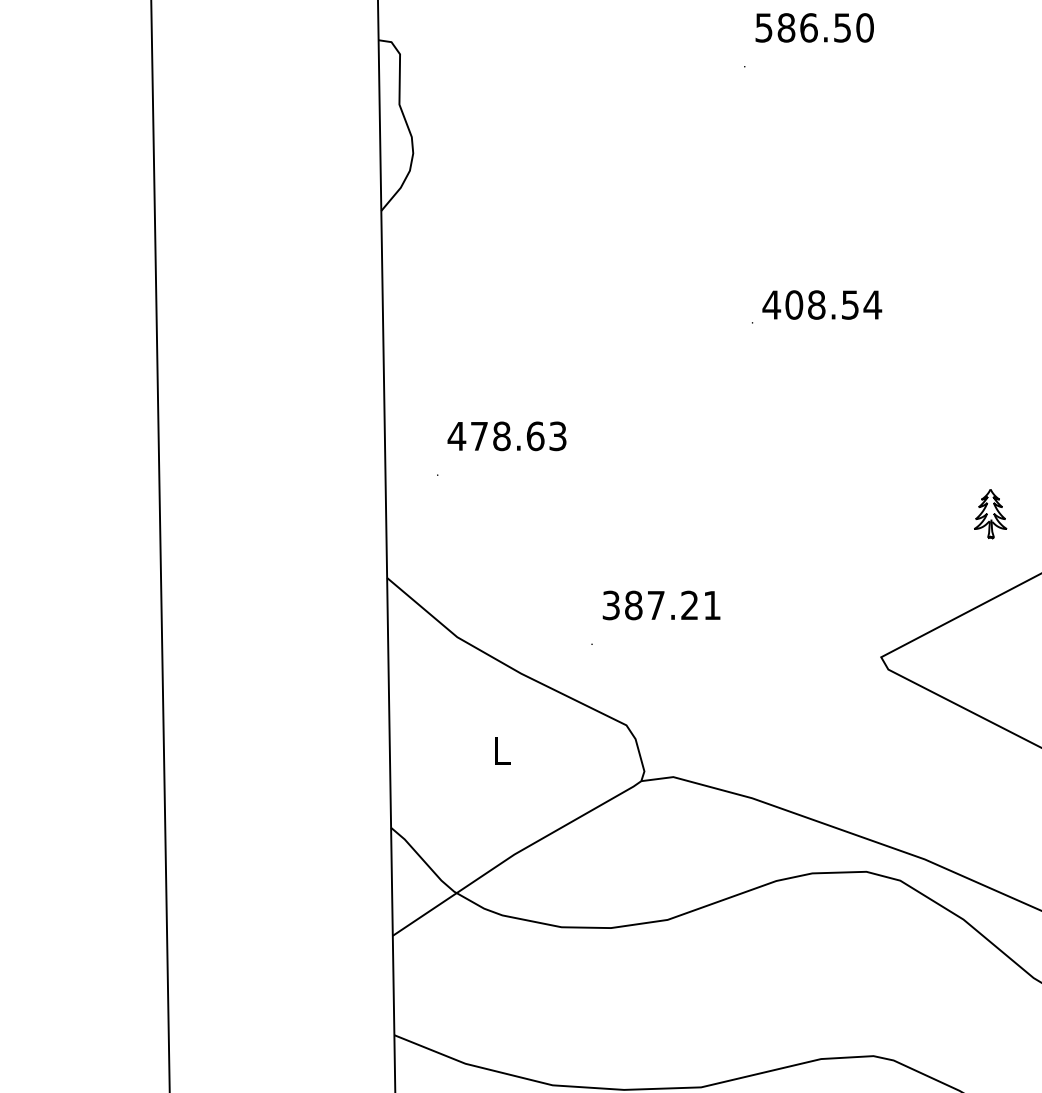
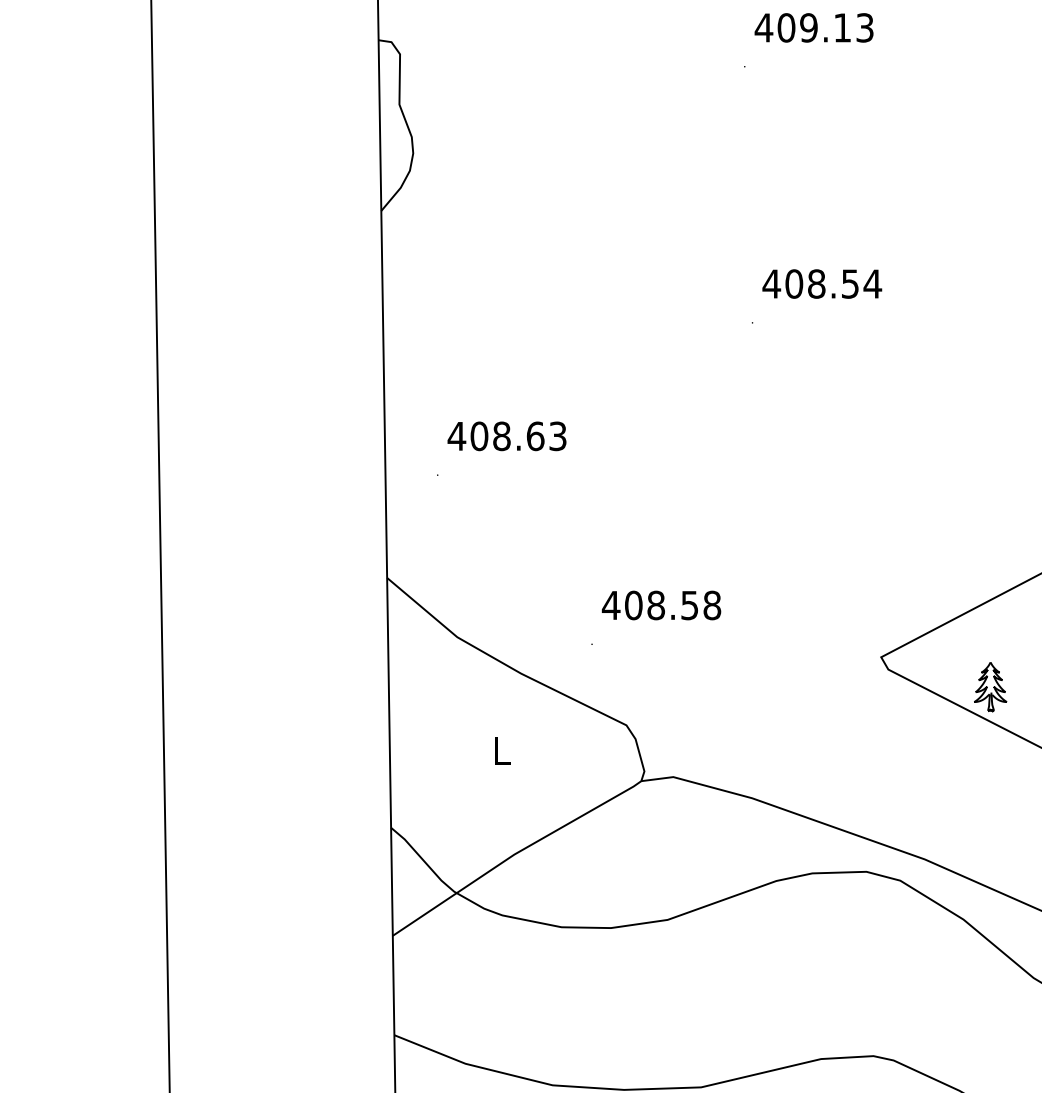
text: 586.50 -> 409.13 (813, 27)
text position: (822, 304) -> (822, 283) (822, 283)
text: 478.63 -> 408.63 (479, 436)
part position: (990, 514) -> (990, 687) (990, 687)
text: 387.21 -> 408.58 (661, 605)
